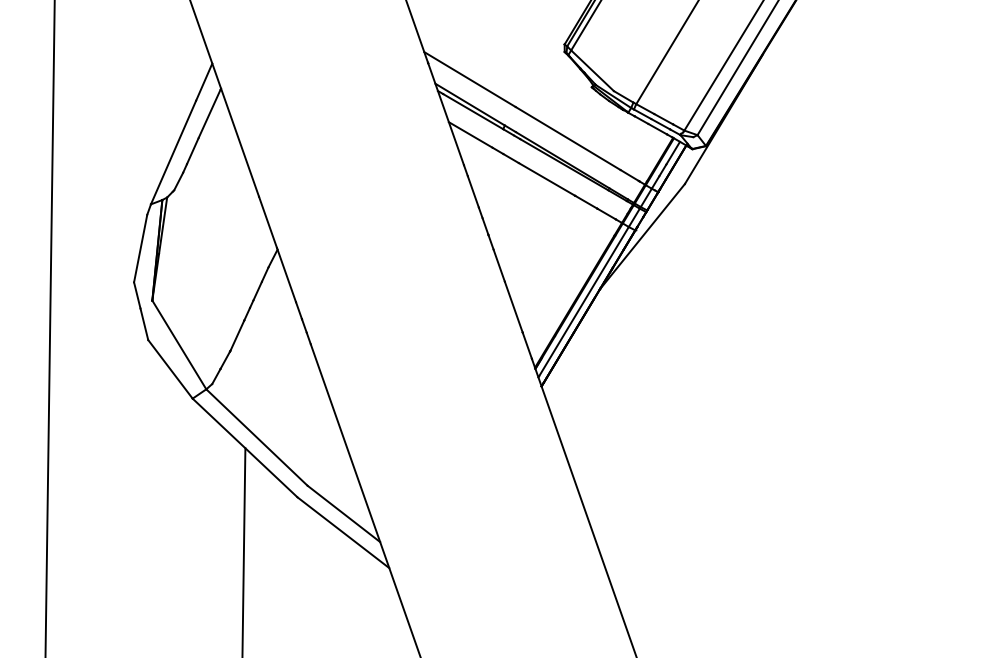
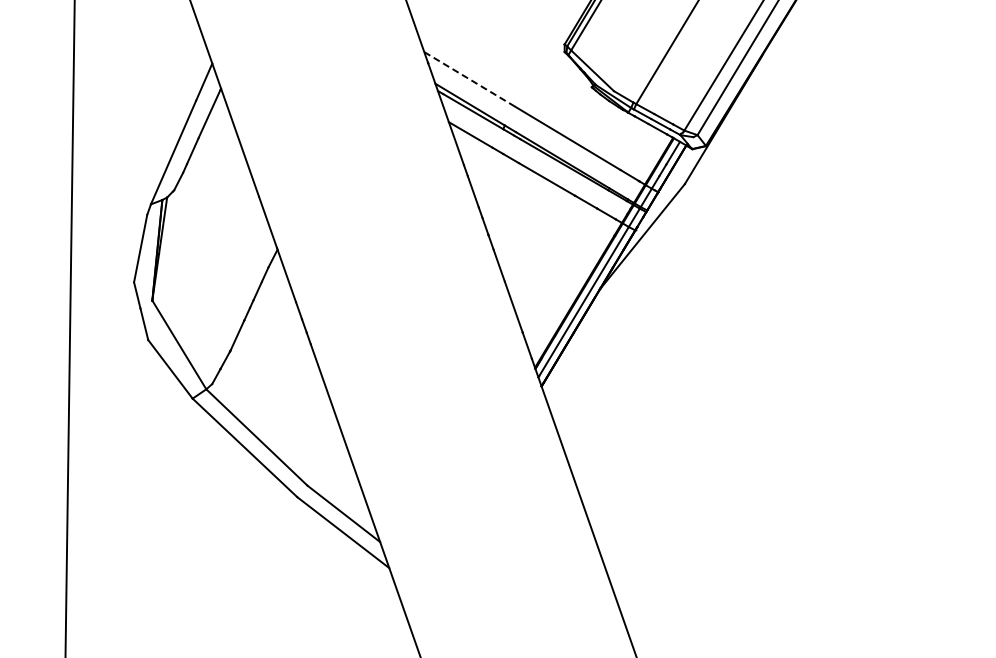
line: solid -> dashed (470, 79)
line position: (49, 328) -> (69, 328) (69, 328)
line: present -> none (243, 551)
